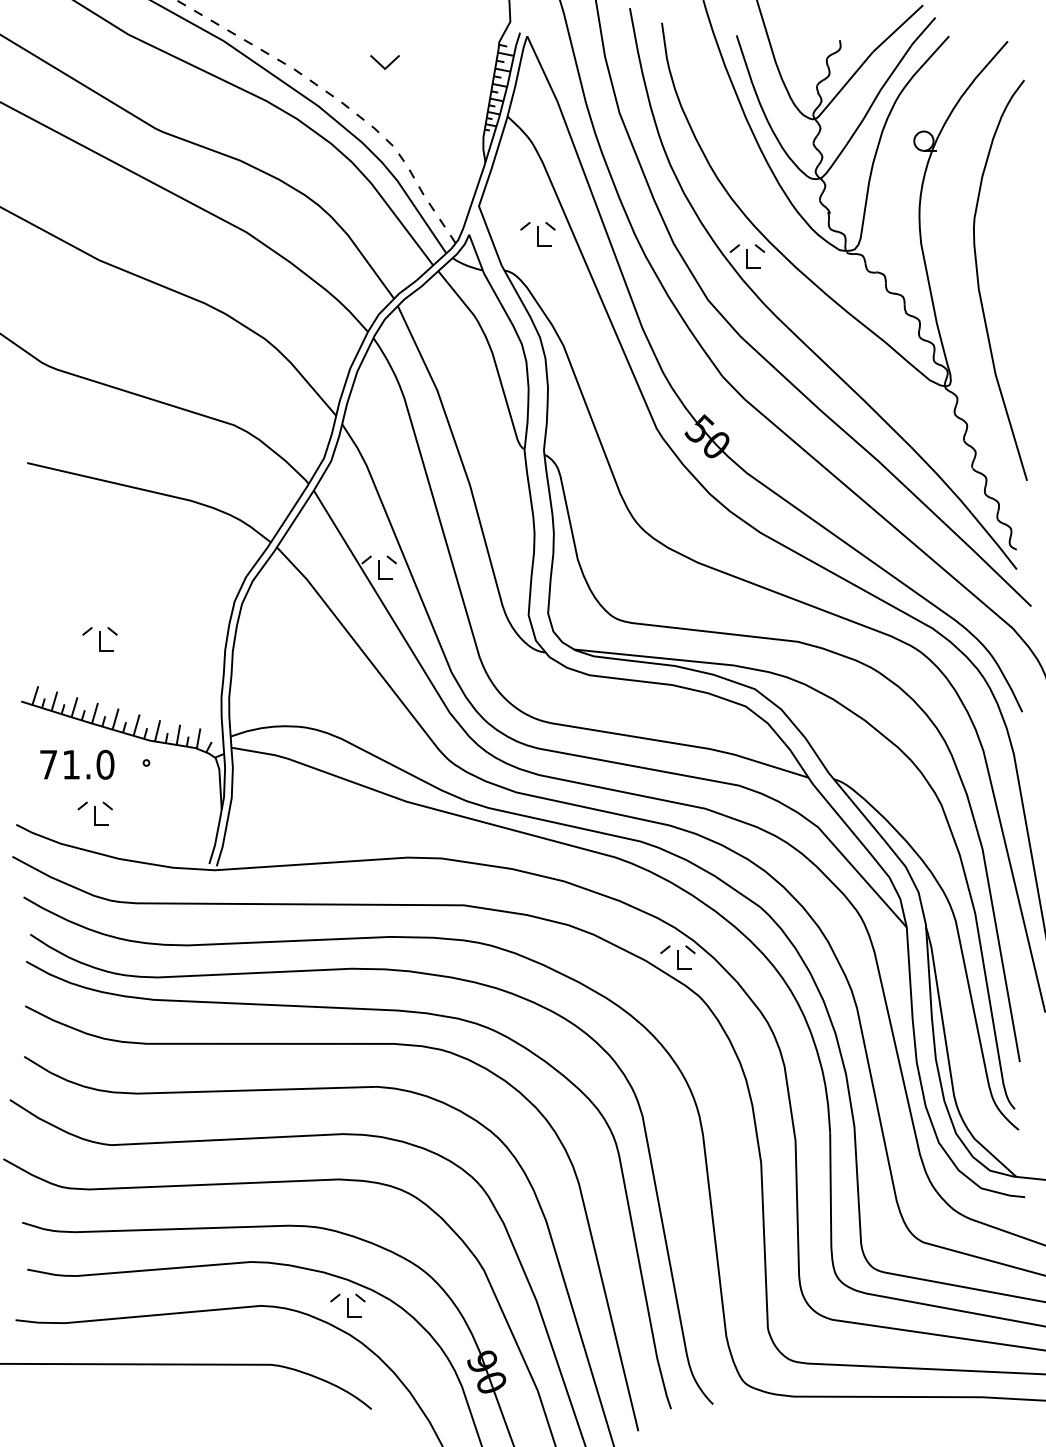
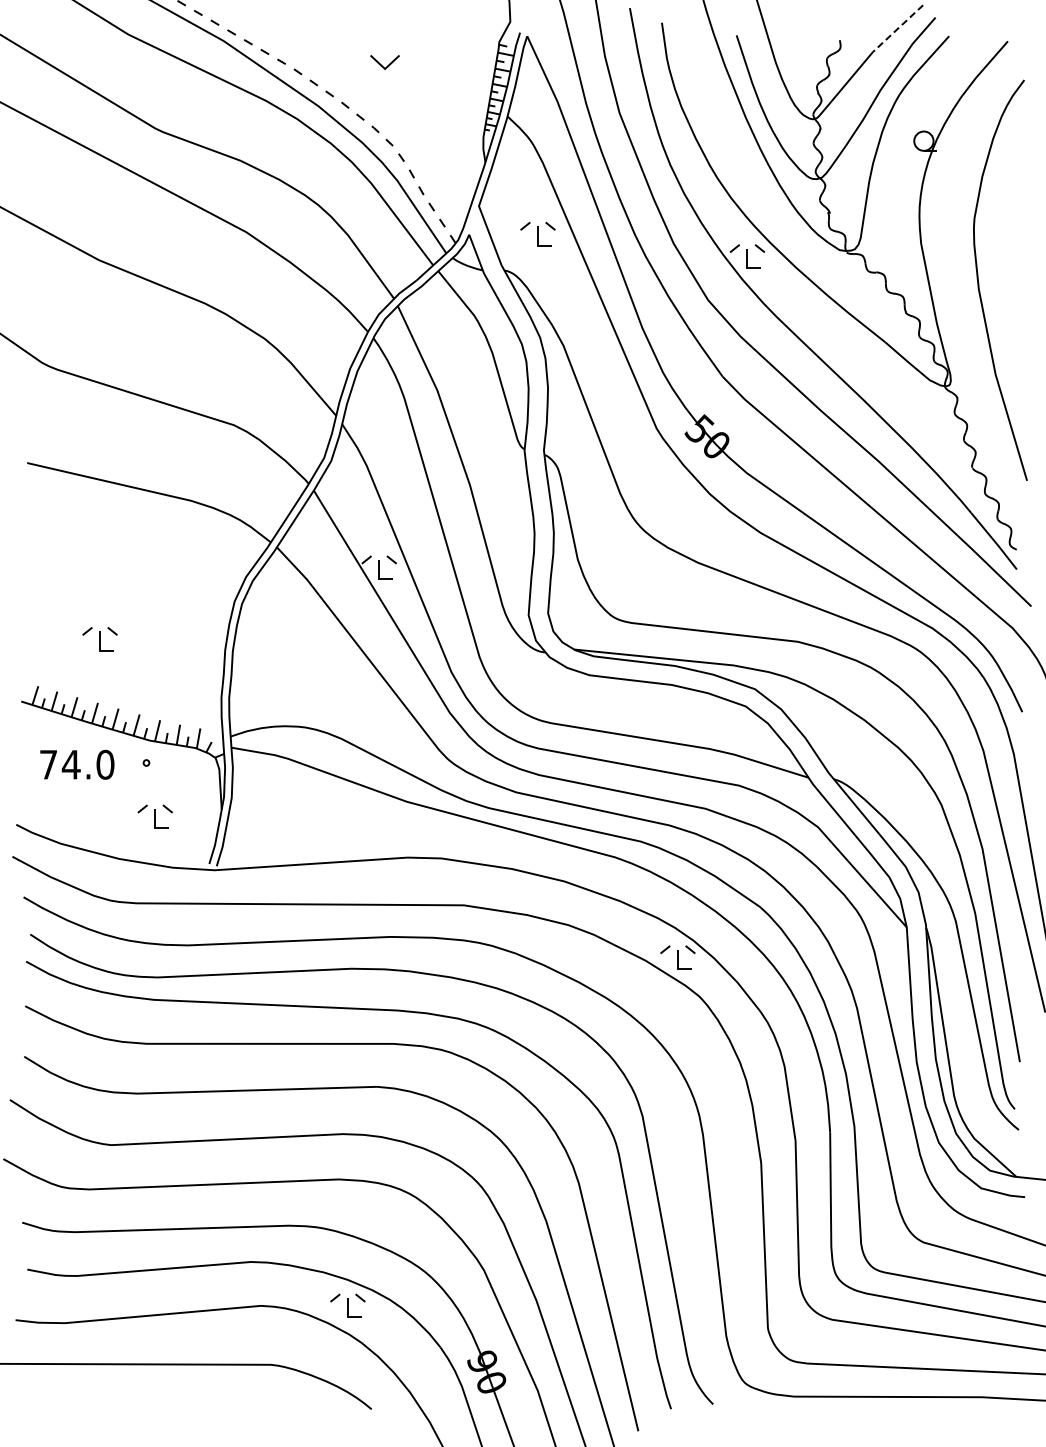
line: solid -> dashed (897, 29)
text: 71.0 -> 74.0 (70, 764)
part position: (94, 813) -> (154, 816) (154, 816)
